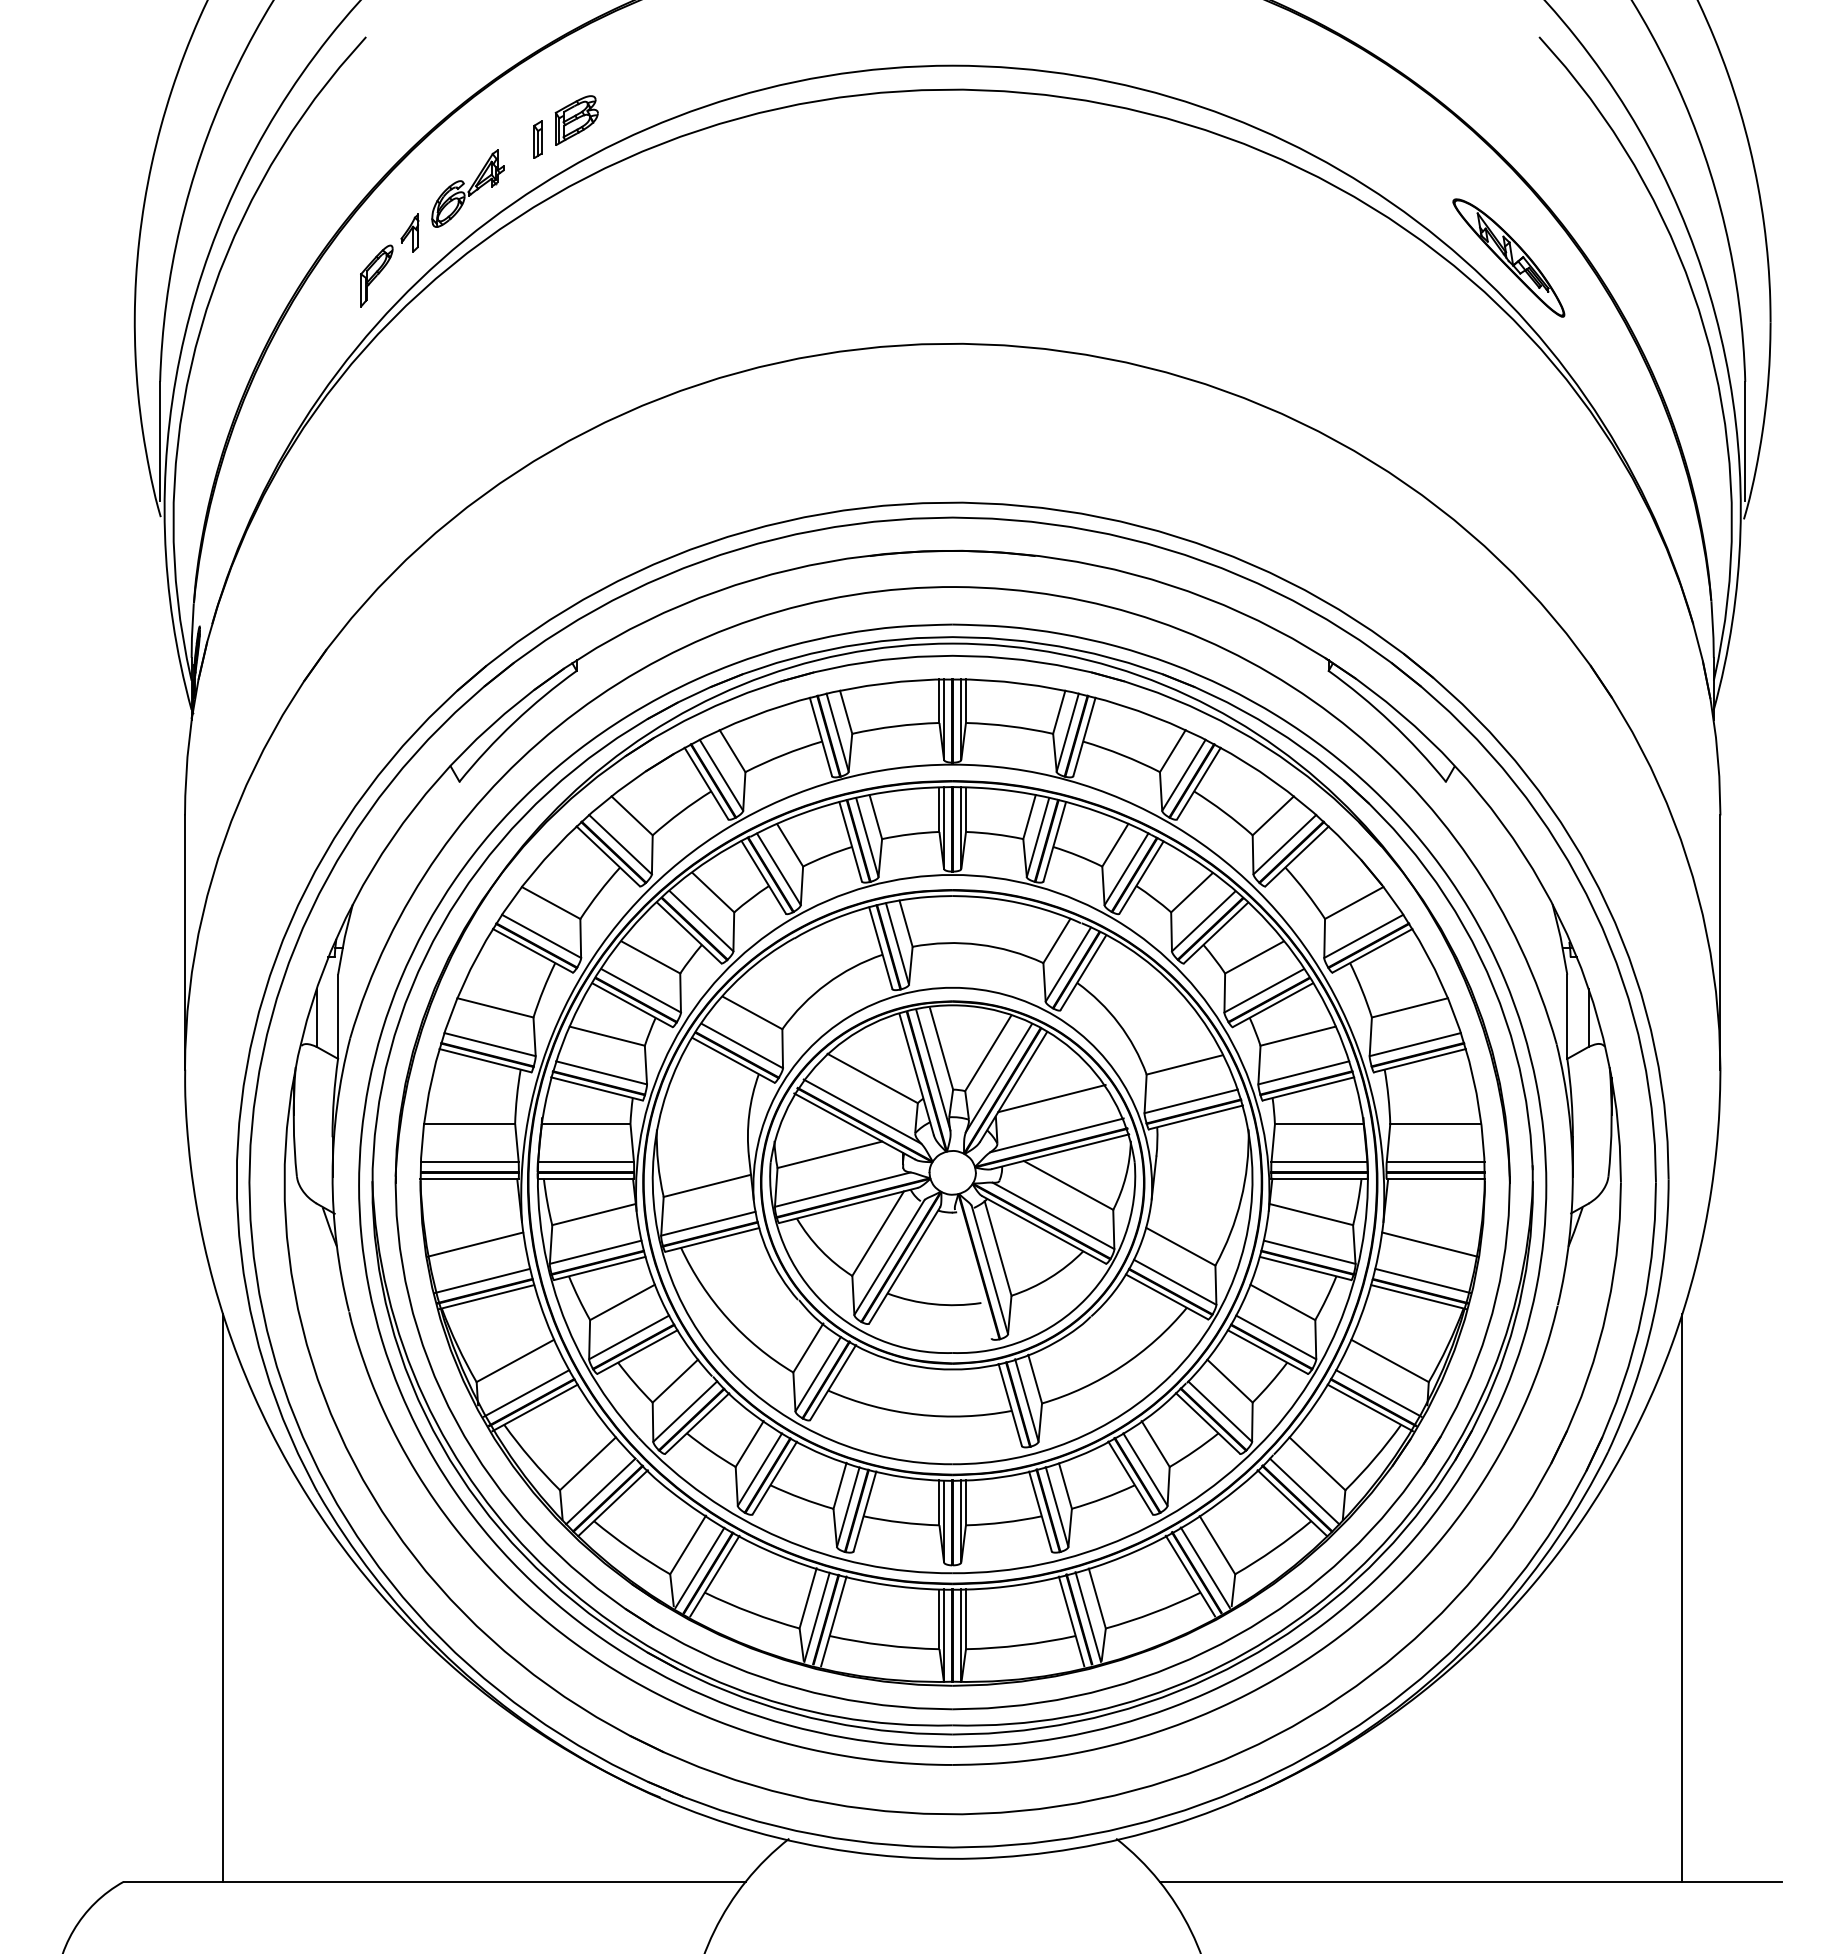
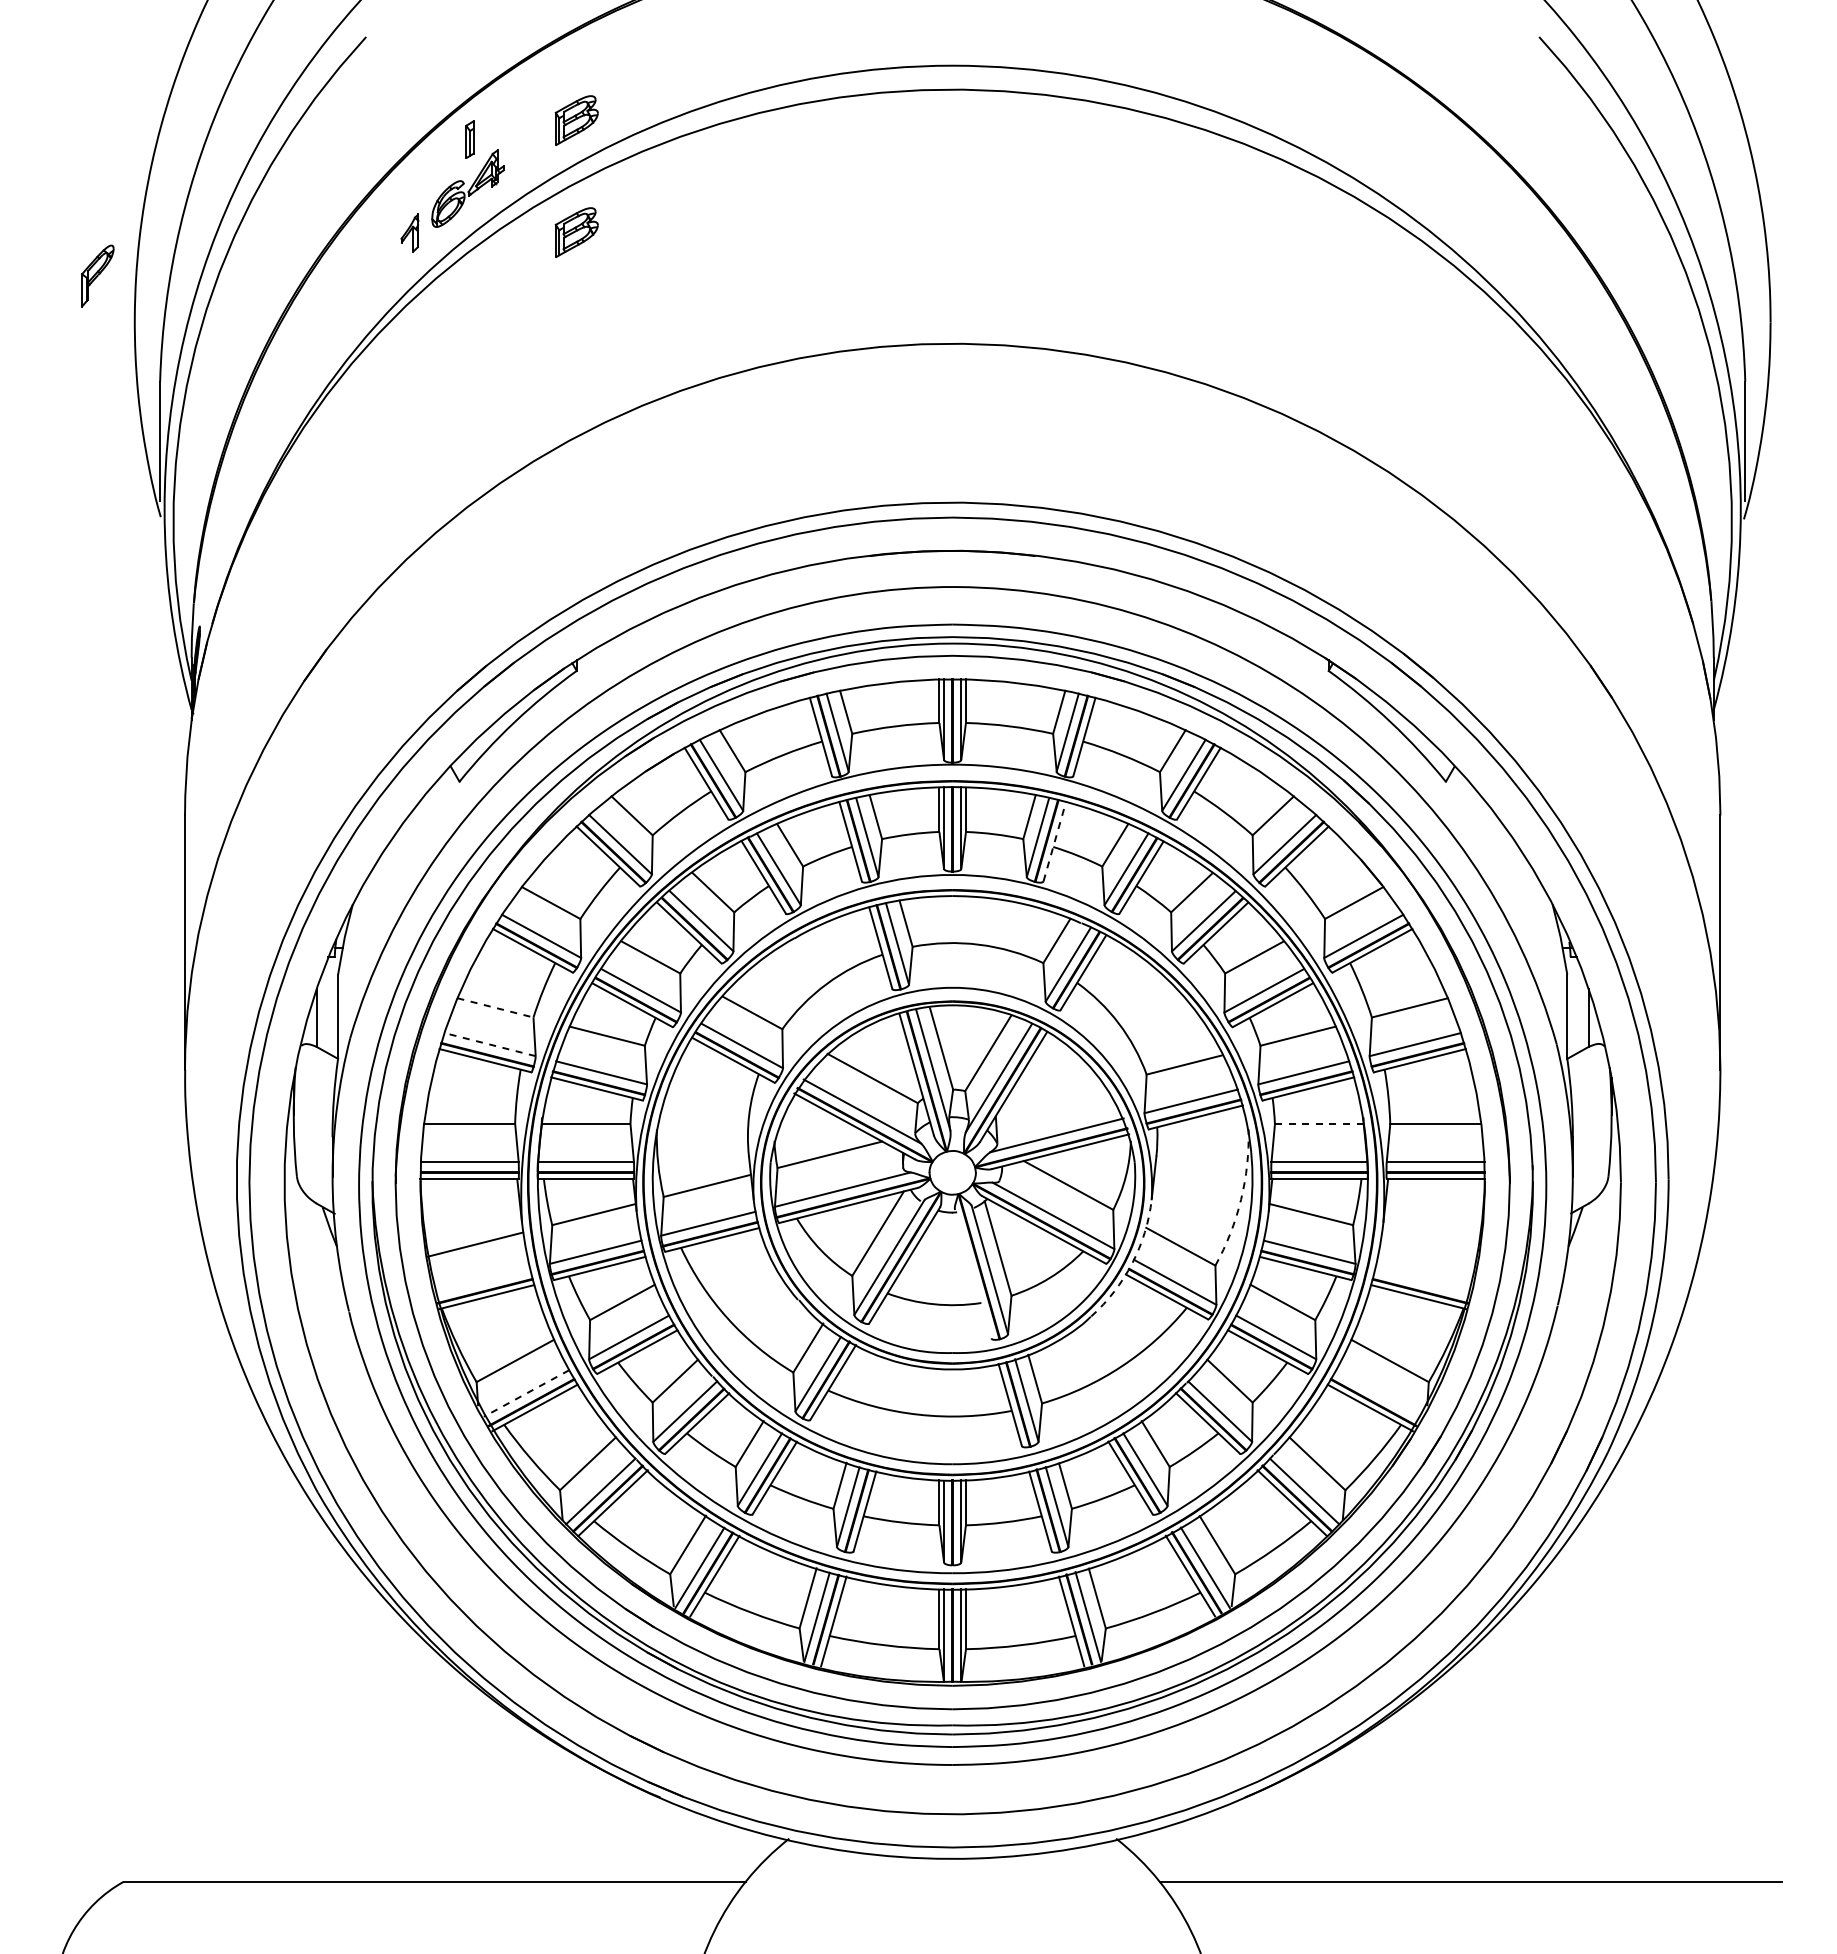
part position: (537, 139) -> (469, 139) (469, 139)
part: none -> present (576, 232)
part: present -> none (1508, 257)
part position: (376, 275) -> (97, 275) (97, 275)
line: solid -> dashed (1054, 841)
line: solid -> dashed (495, 1007)
line: solid -> dashed (489, 1044)
line: present -> none (1051, 1098)
line: solid -> dashed (1318, 1124)
arc: solid -> dashed (1241, 1199)
line: present -> none (1430, 1244)
arc: solid -> dashed (1132, 1263)
line: present -> none (481, 1280)
line: present -> none (1423, 1280)
line: solid -> dashed (526, 1393)
line: present -> none (1378, 1393)
line: present -> none (223, 1597)
line: present -> none (1682, 1597)
